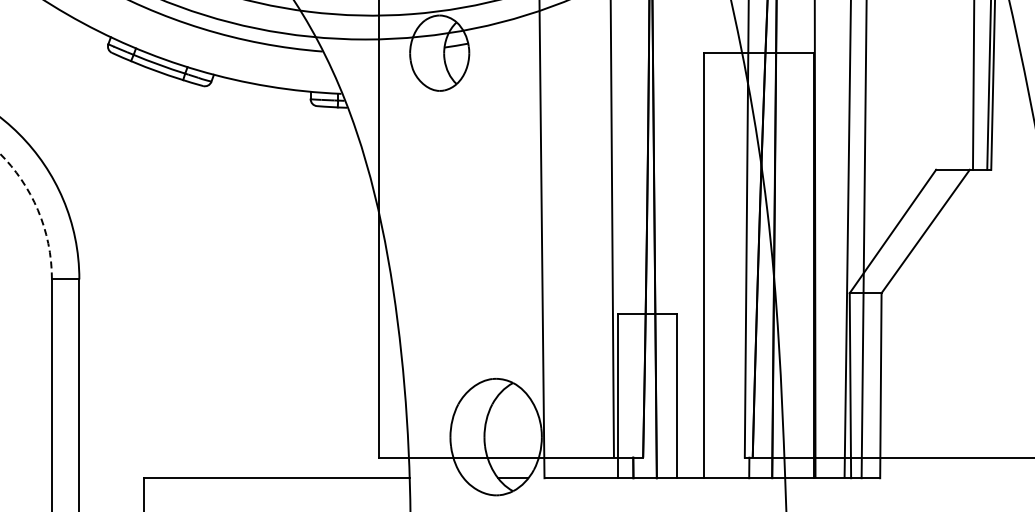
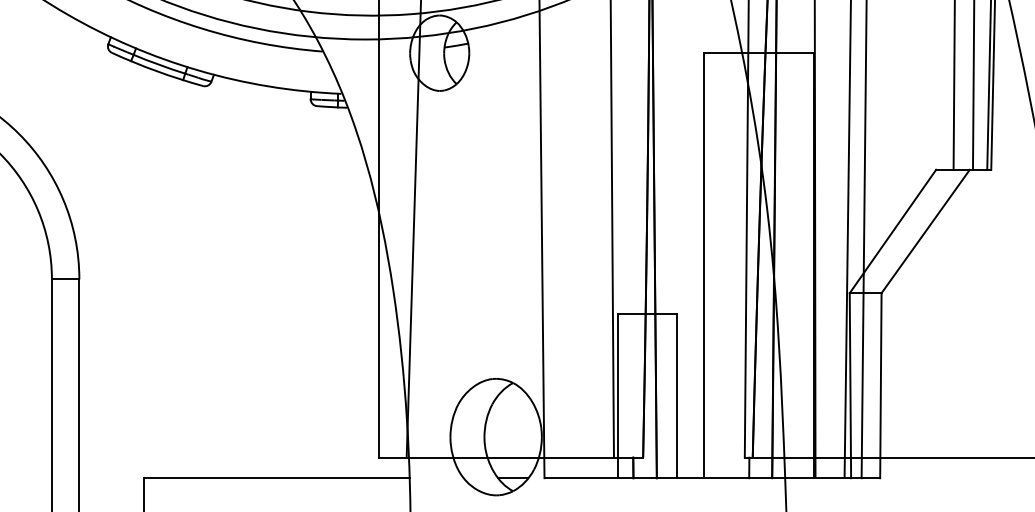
line: none -> present (953, 85)
arc: dashed -> solid (38, 210)
line: none -> present (413, 229)
